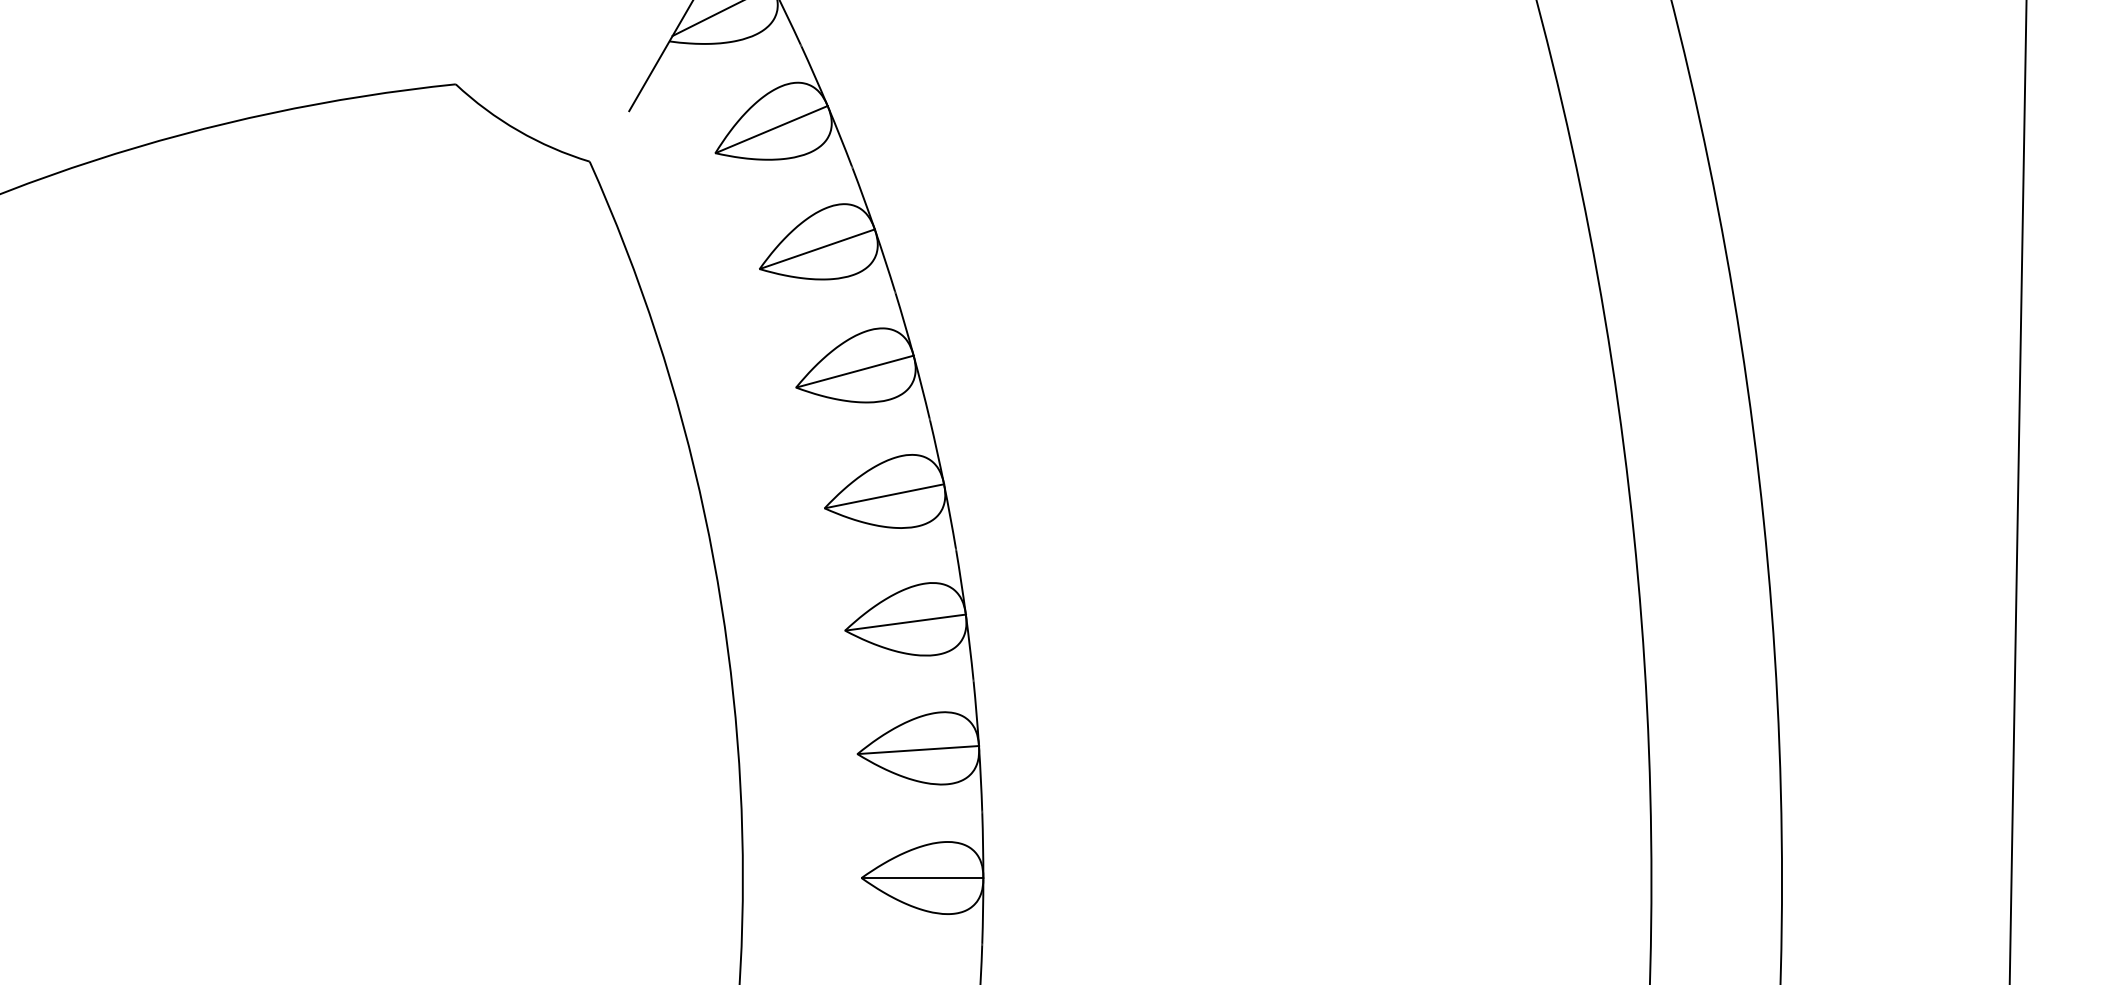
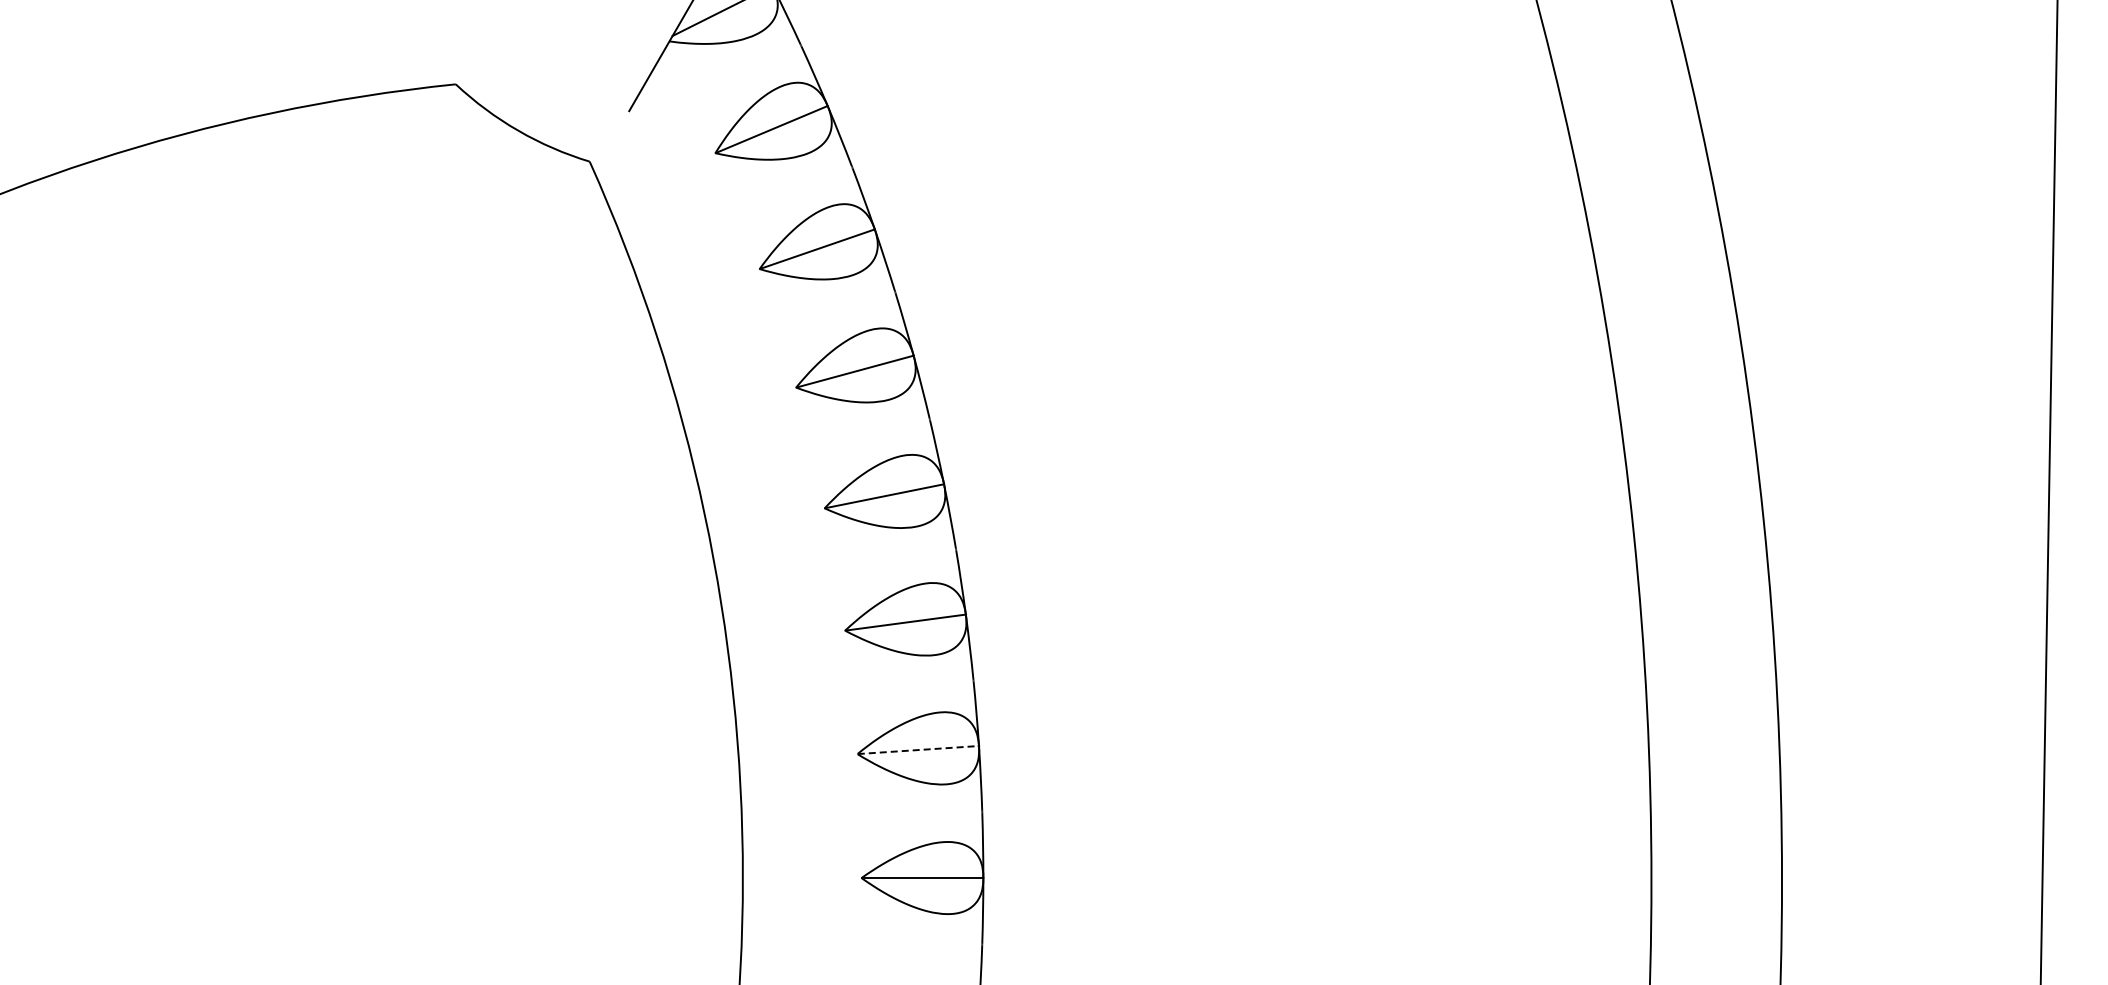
line position: (2017, 491) -> (2048, 491) (2048, 491)
line: solid -> dashed (918, 750)
